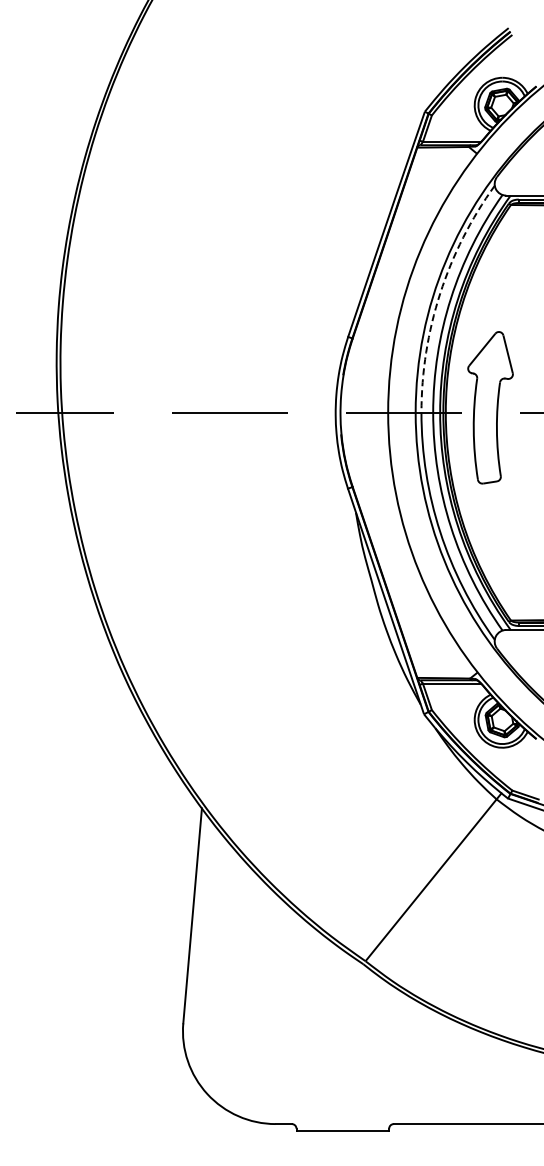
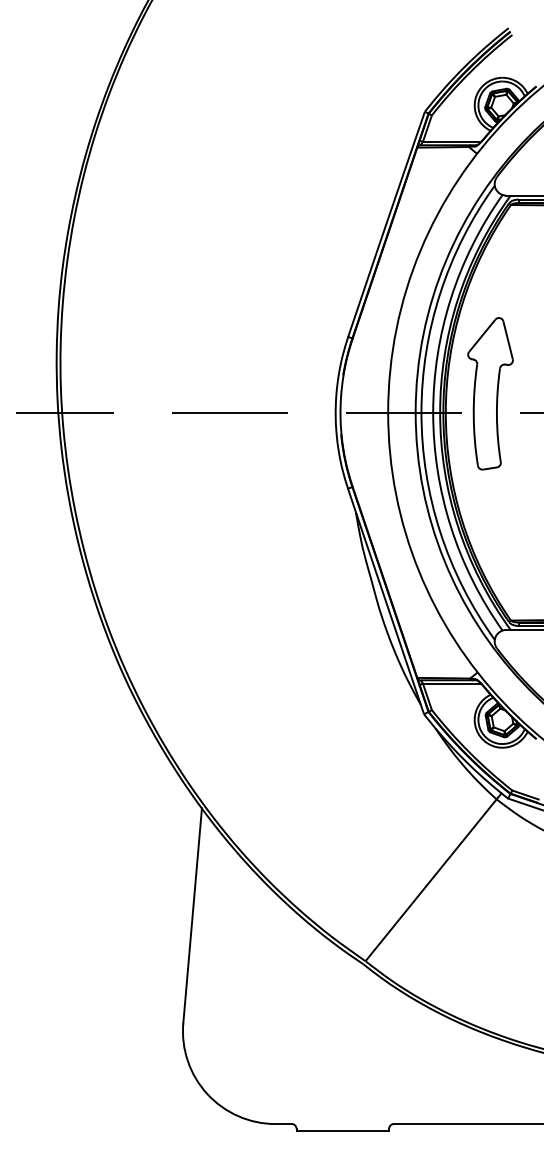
arc: dashed -> solid (440, 293)
part position: (490, 407) -> (490, 393) (490, 393)
